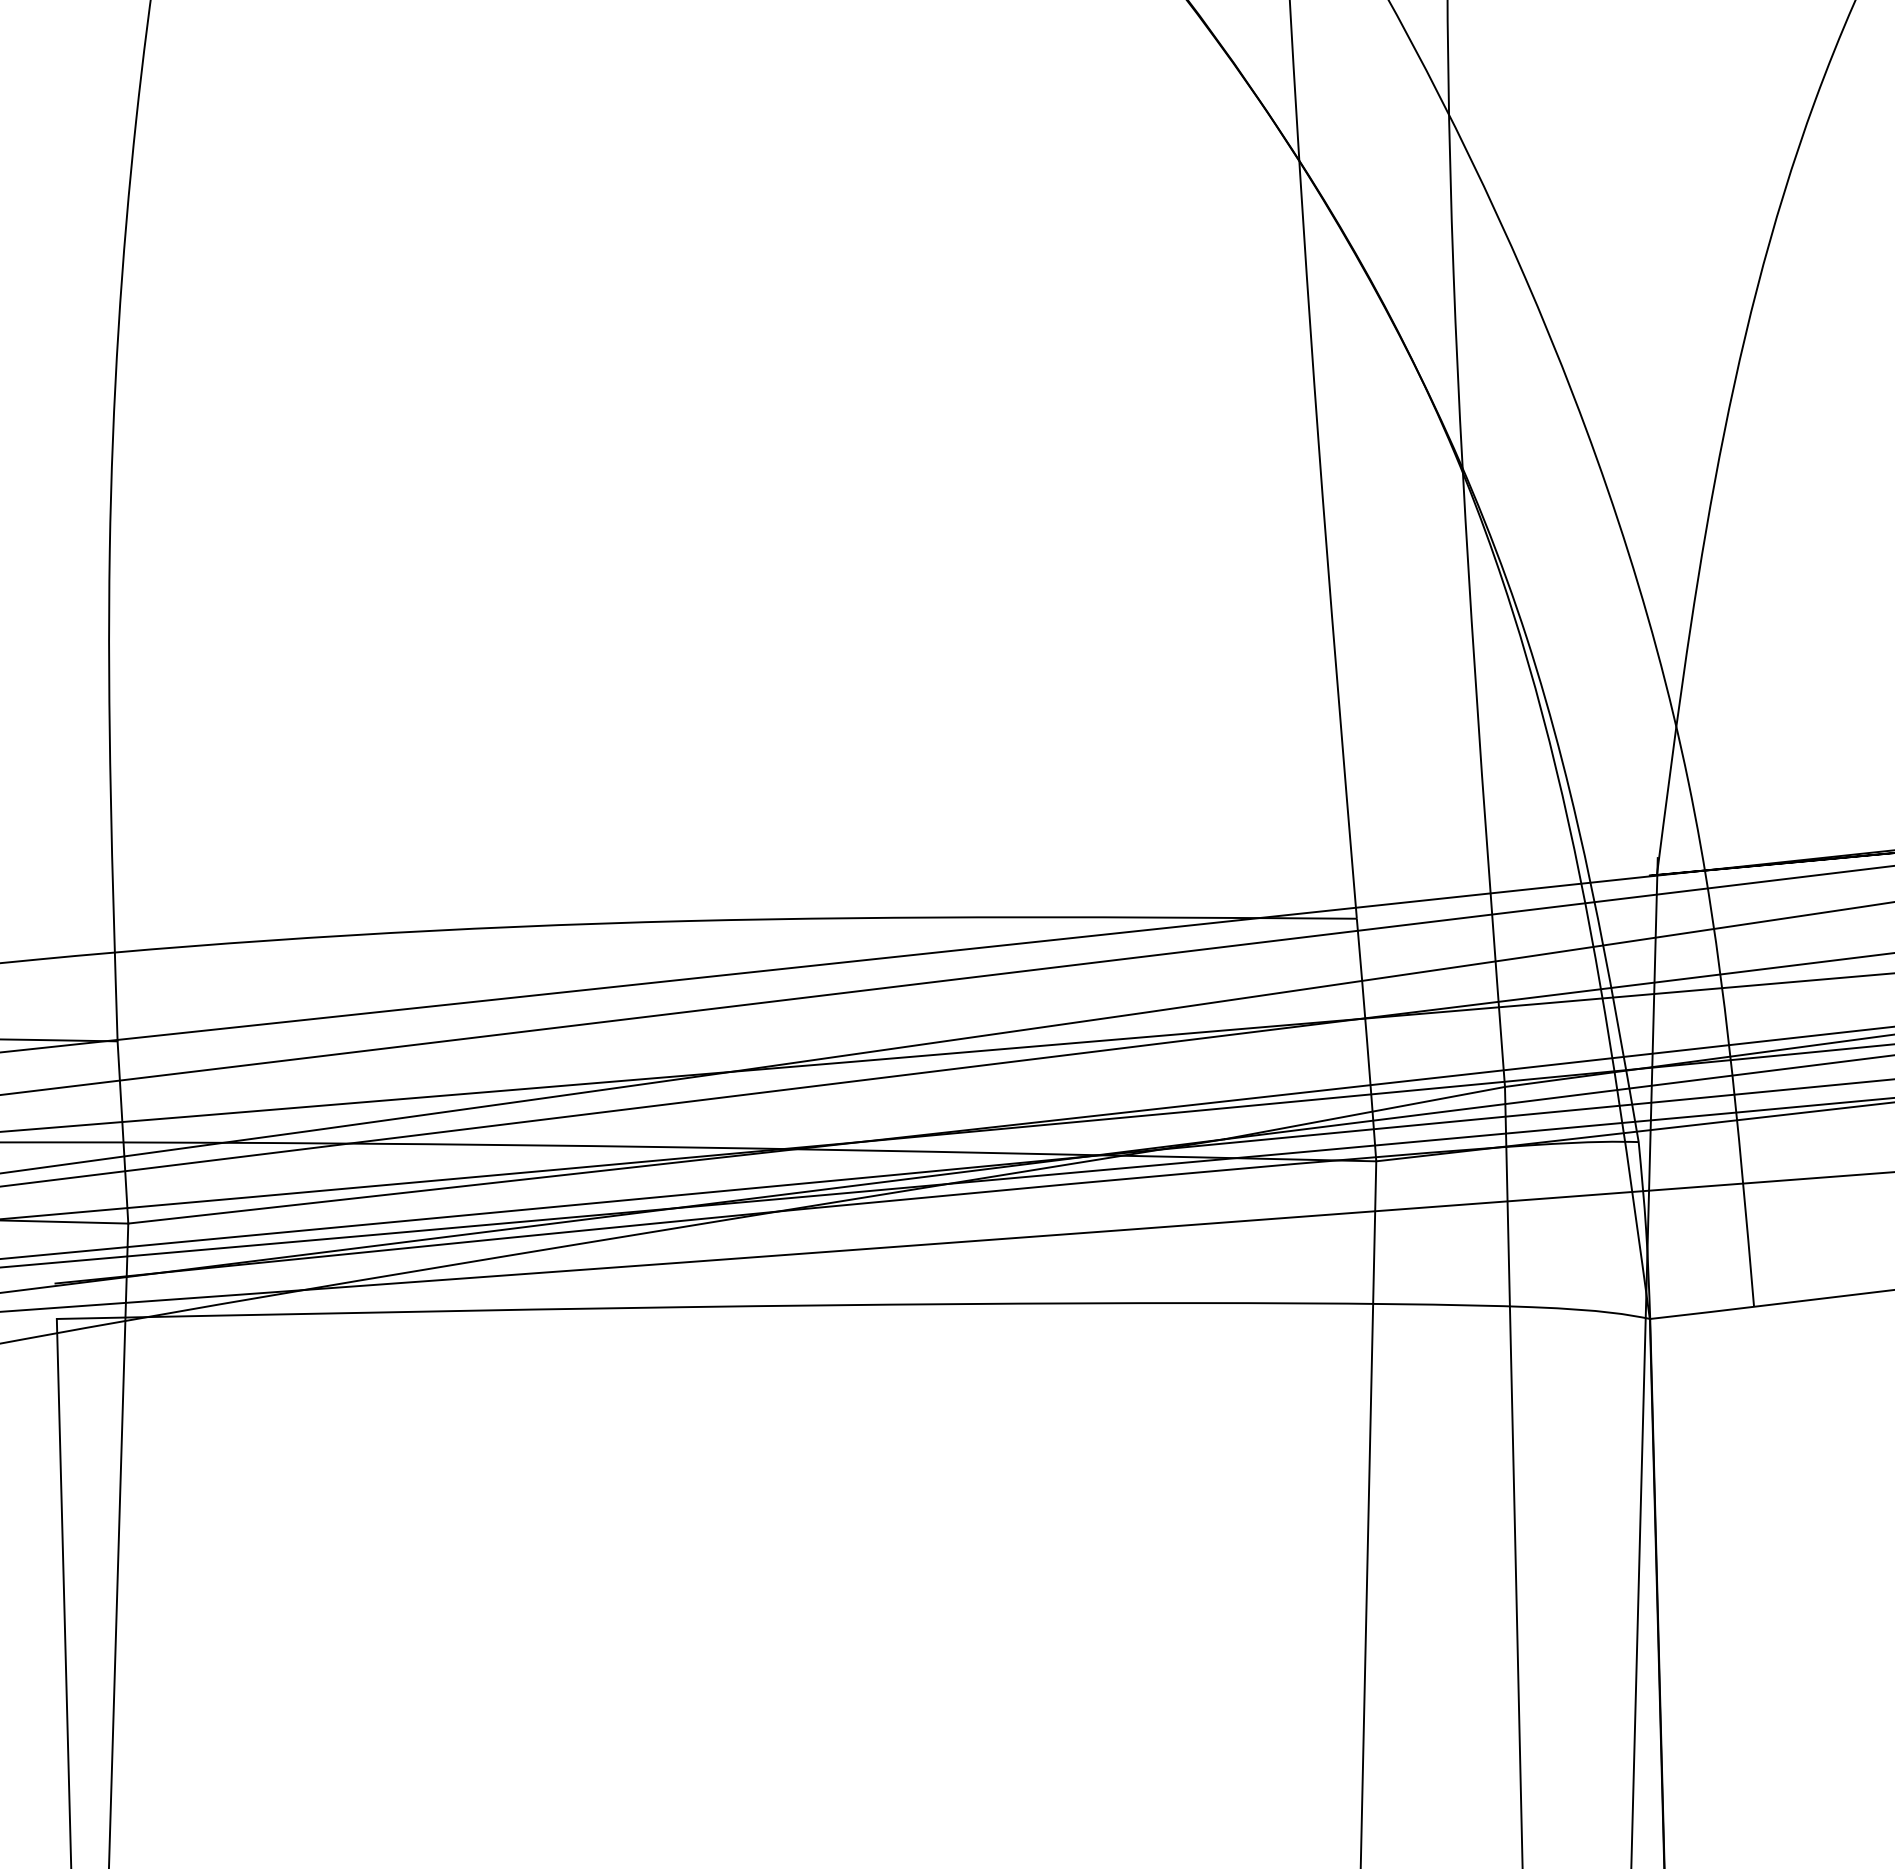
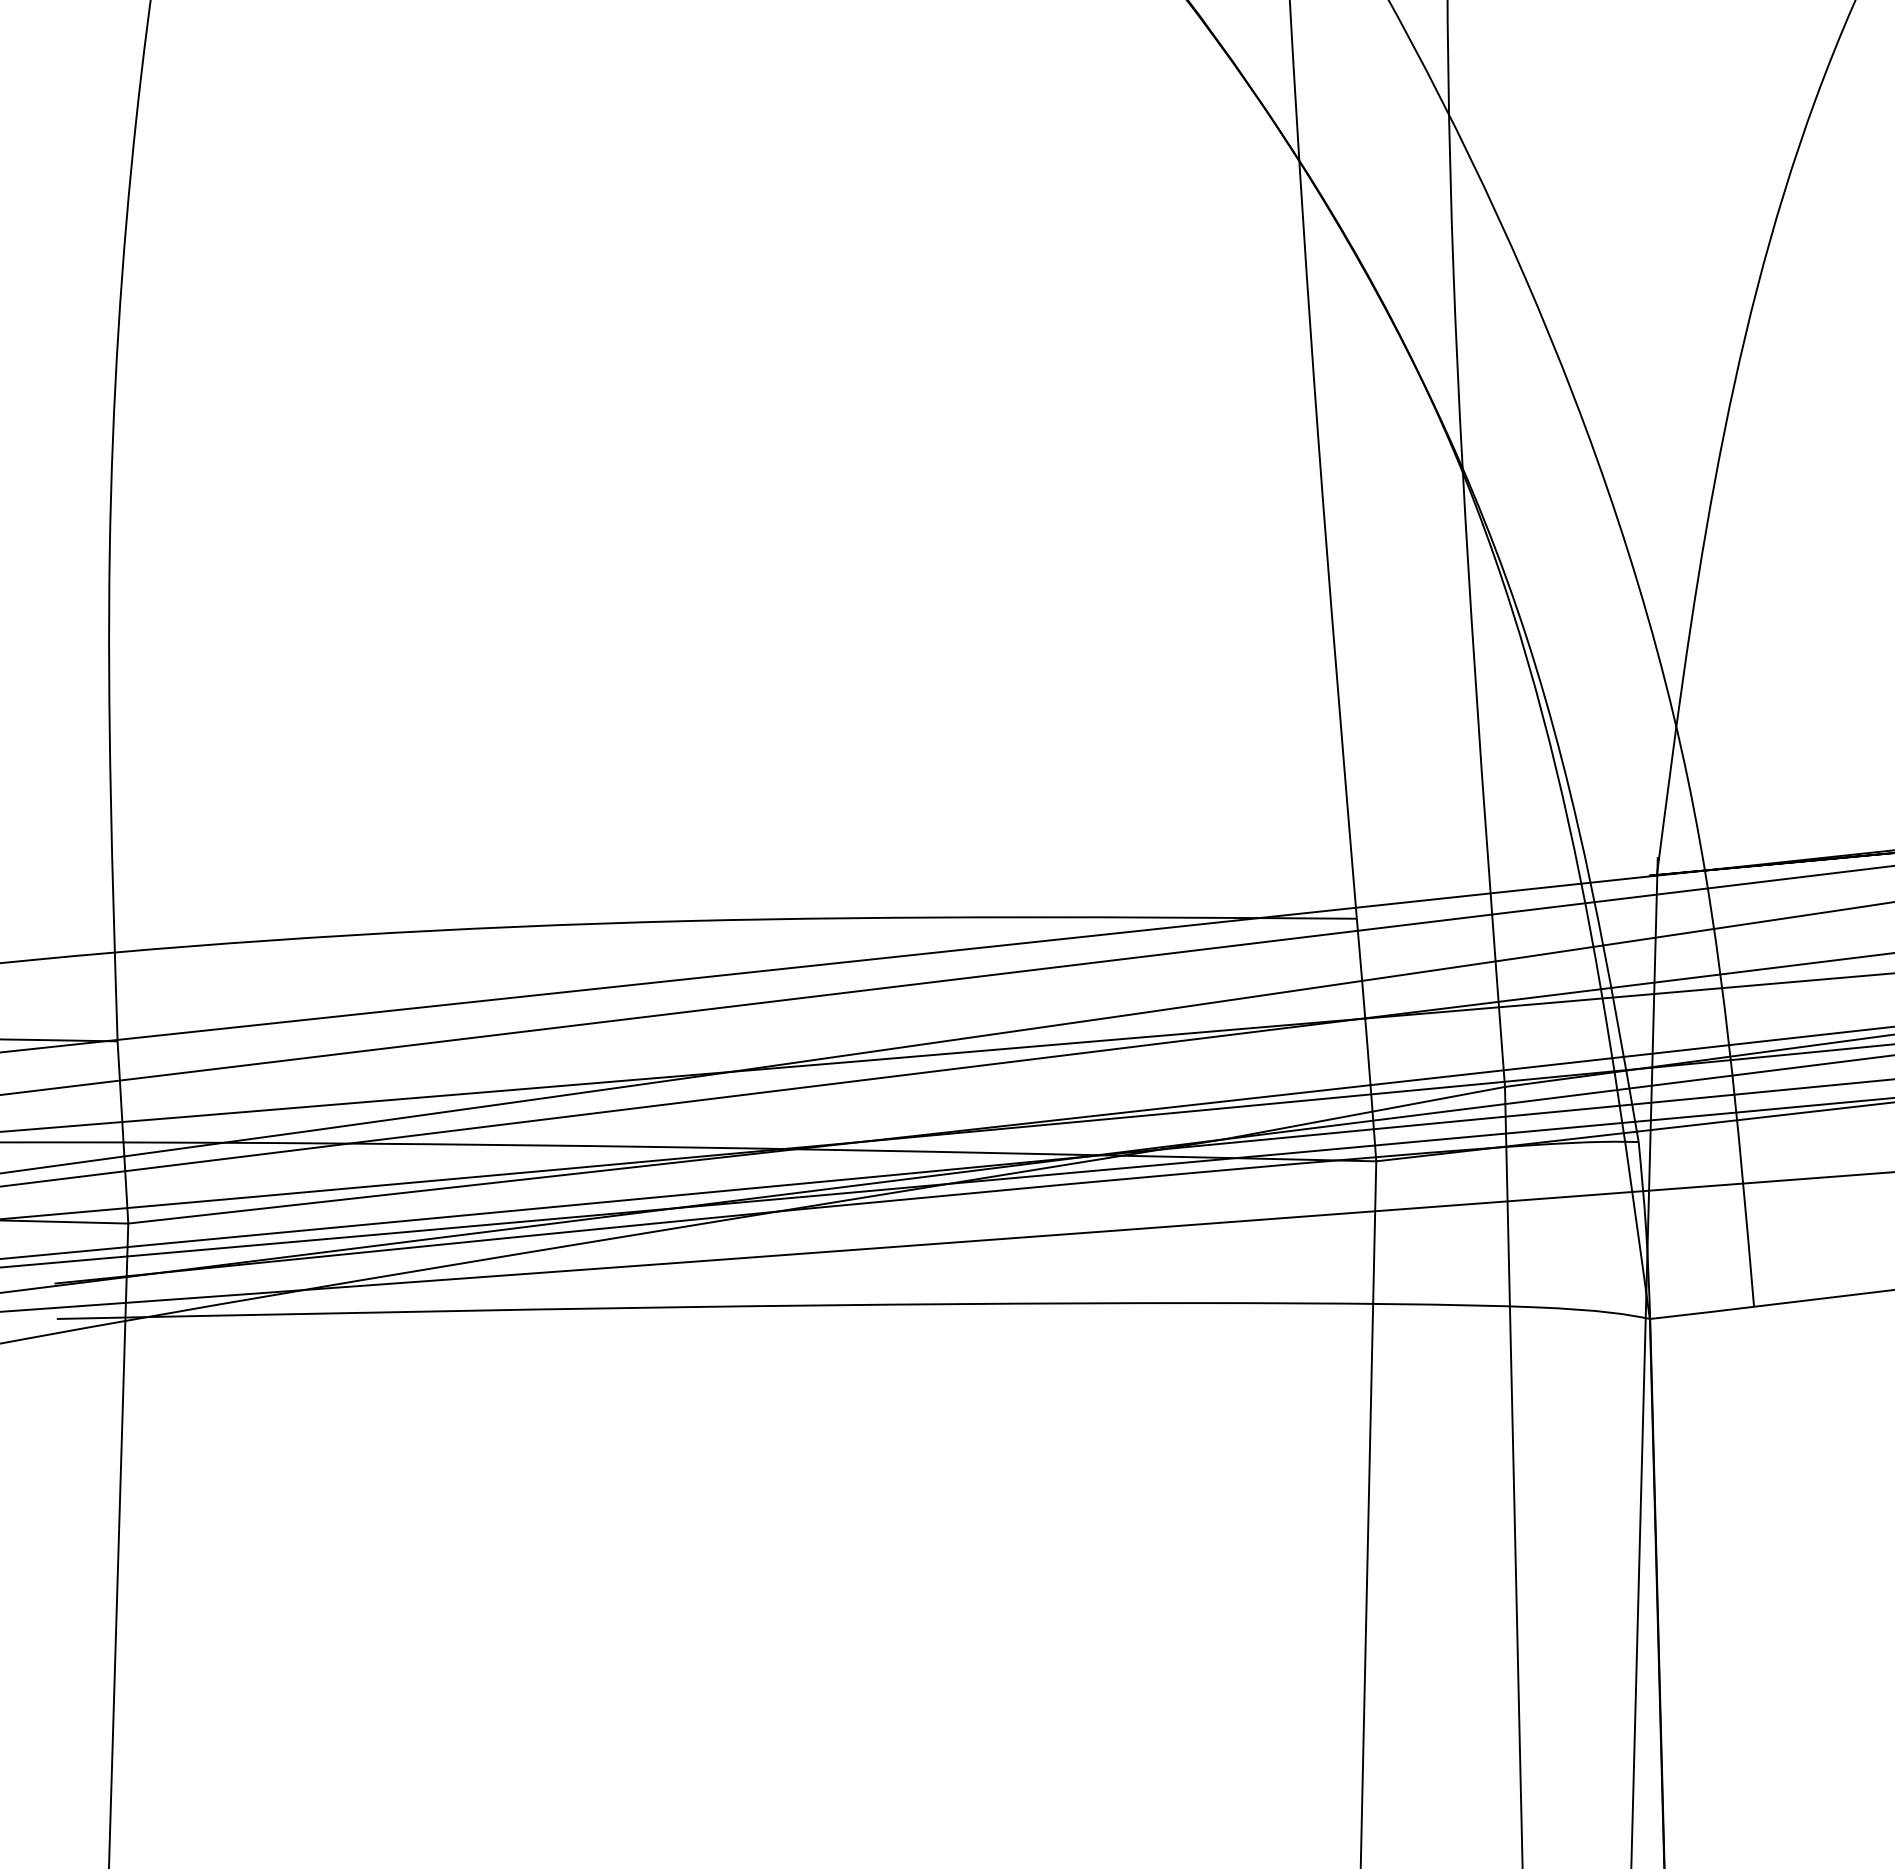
line: present -> none (63, 1591)
